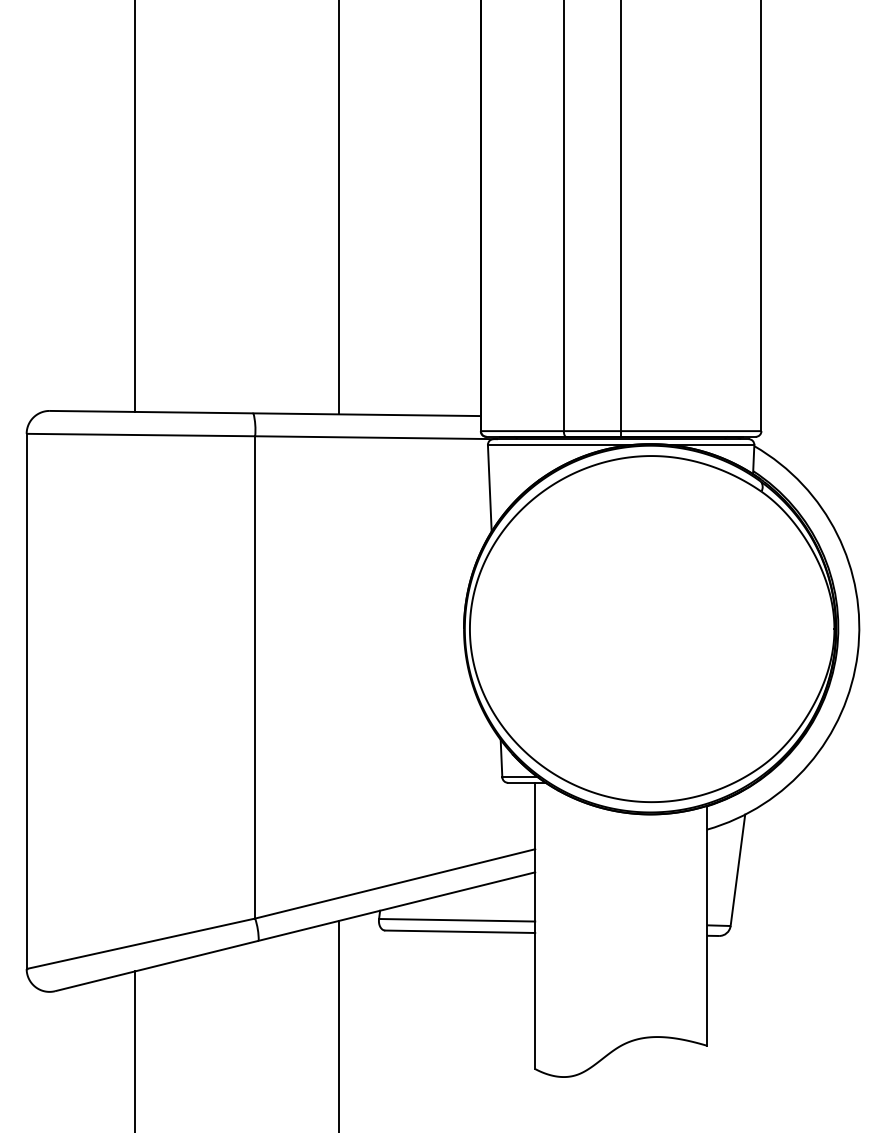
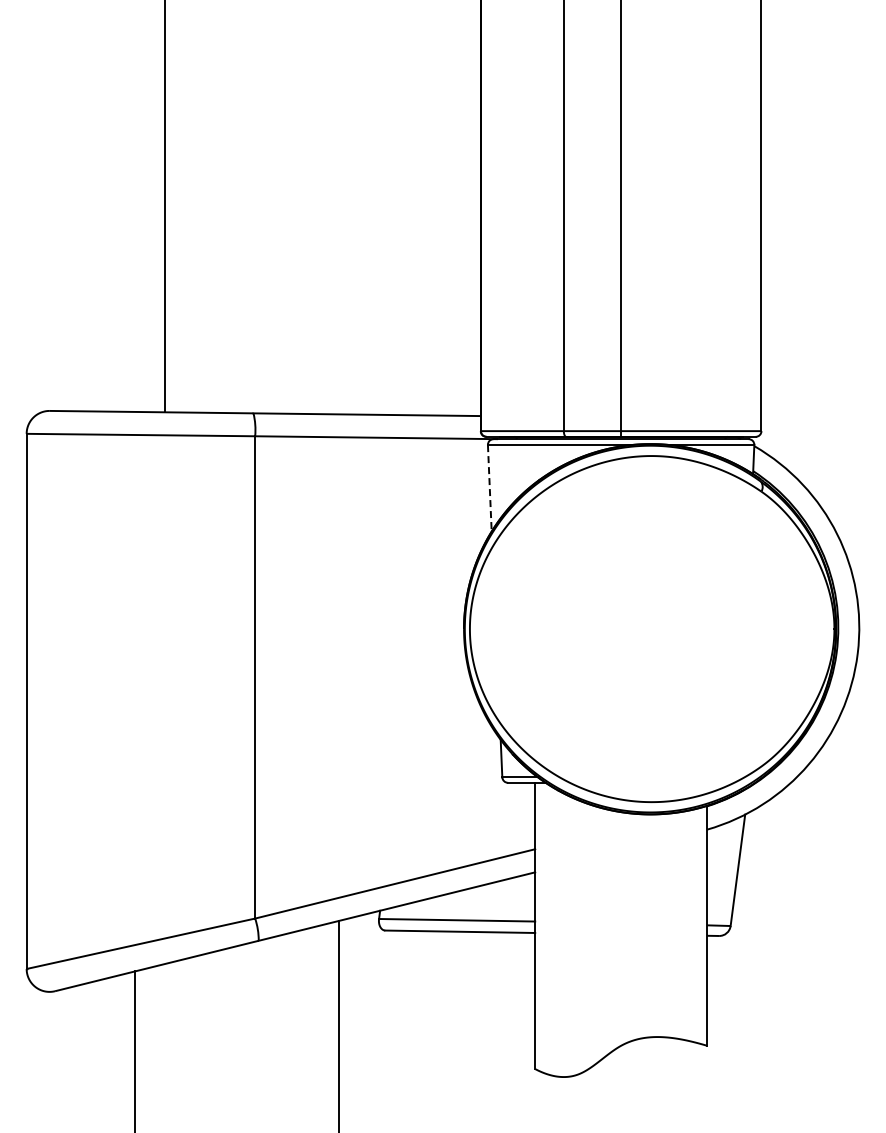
line position: (135, 206) -> (165, 206) (165, 206)
line: present -> none (339, 208)
line: solid -> dashed (489, 488)
